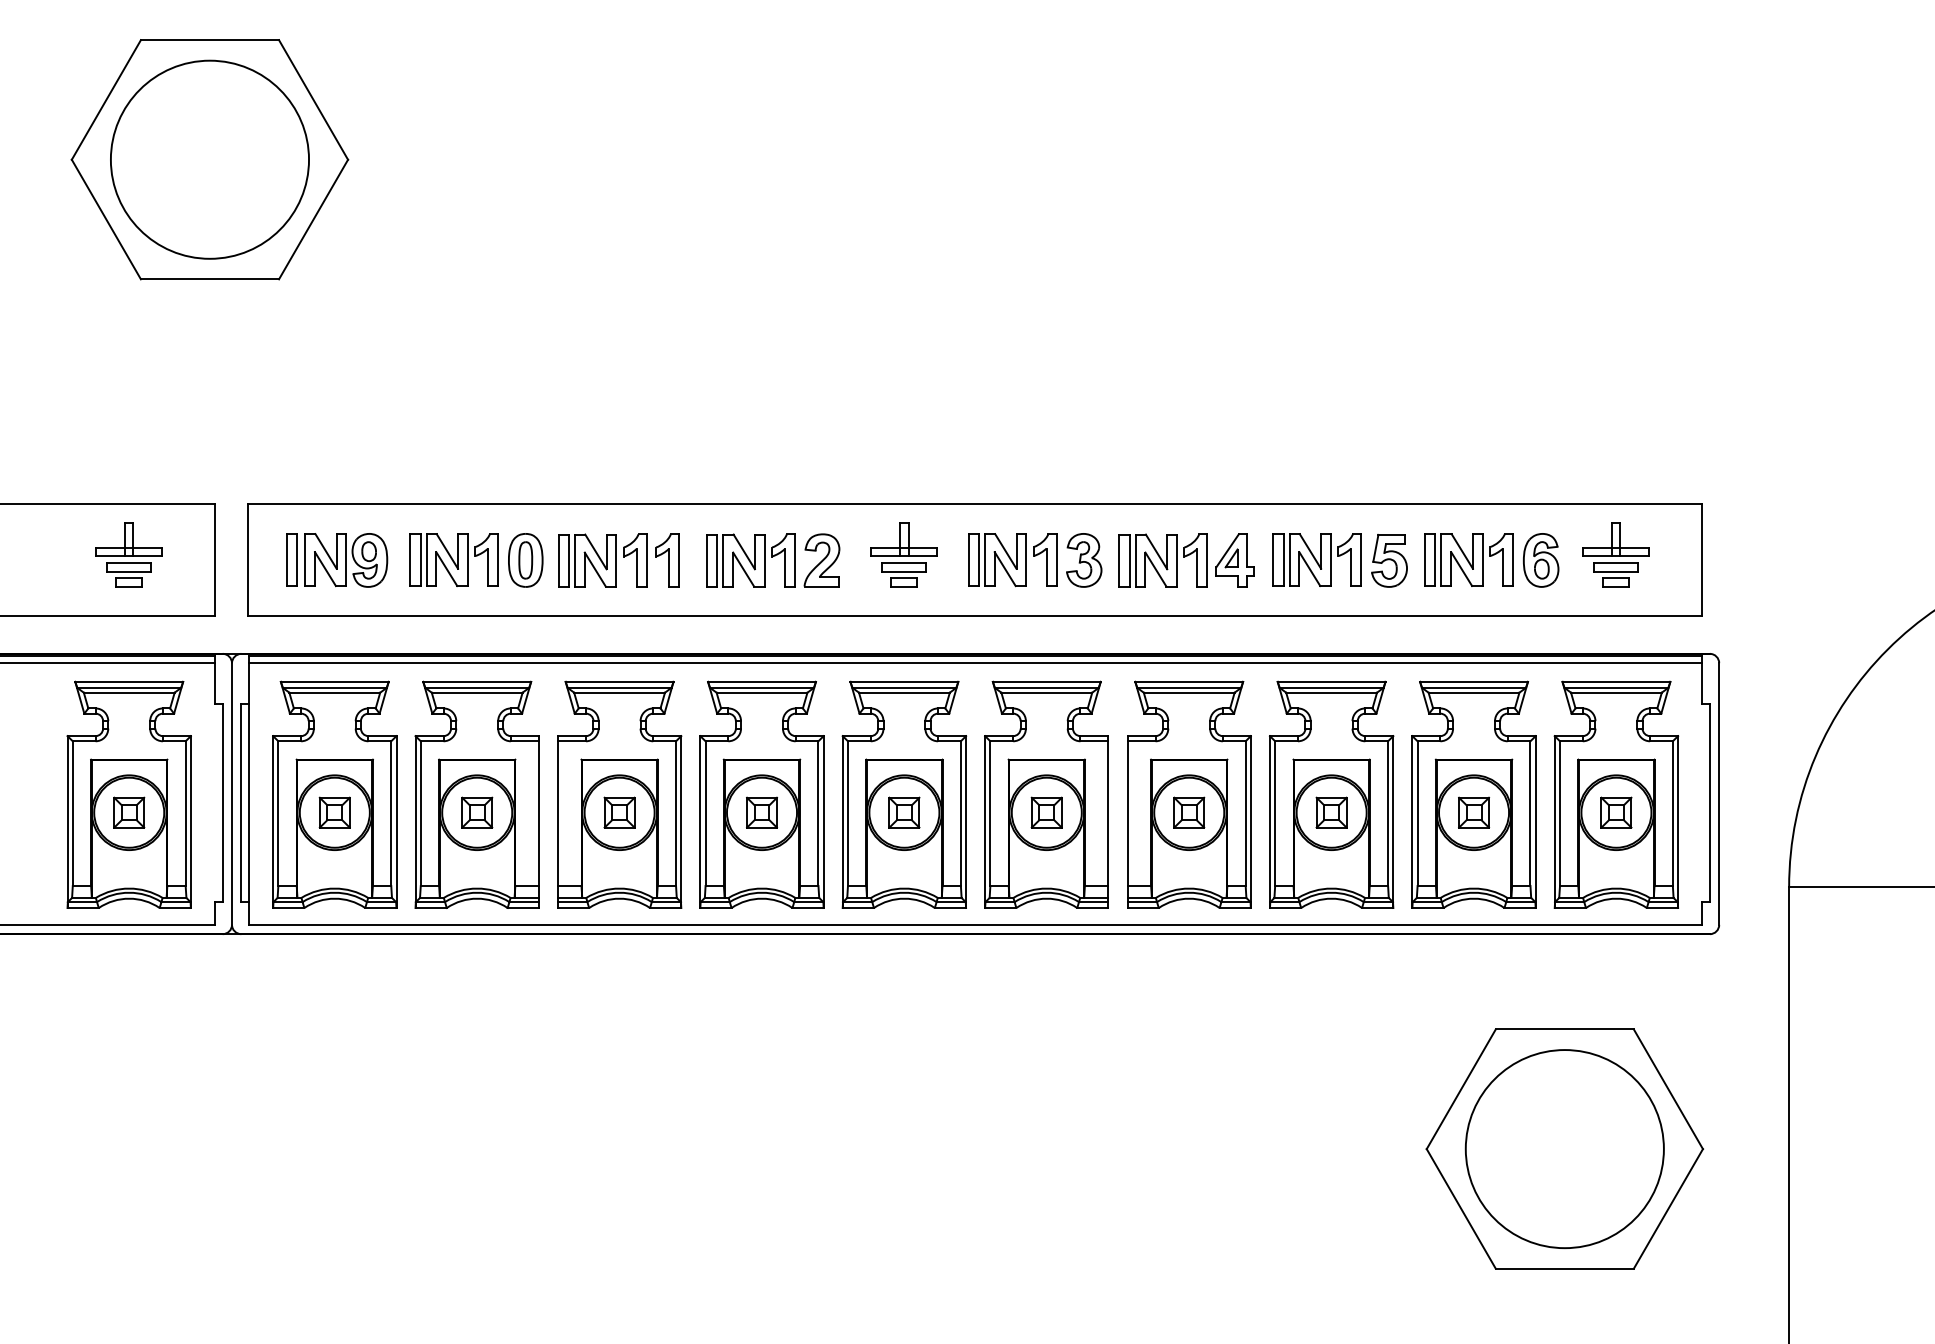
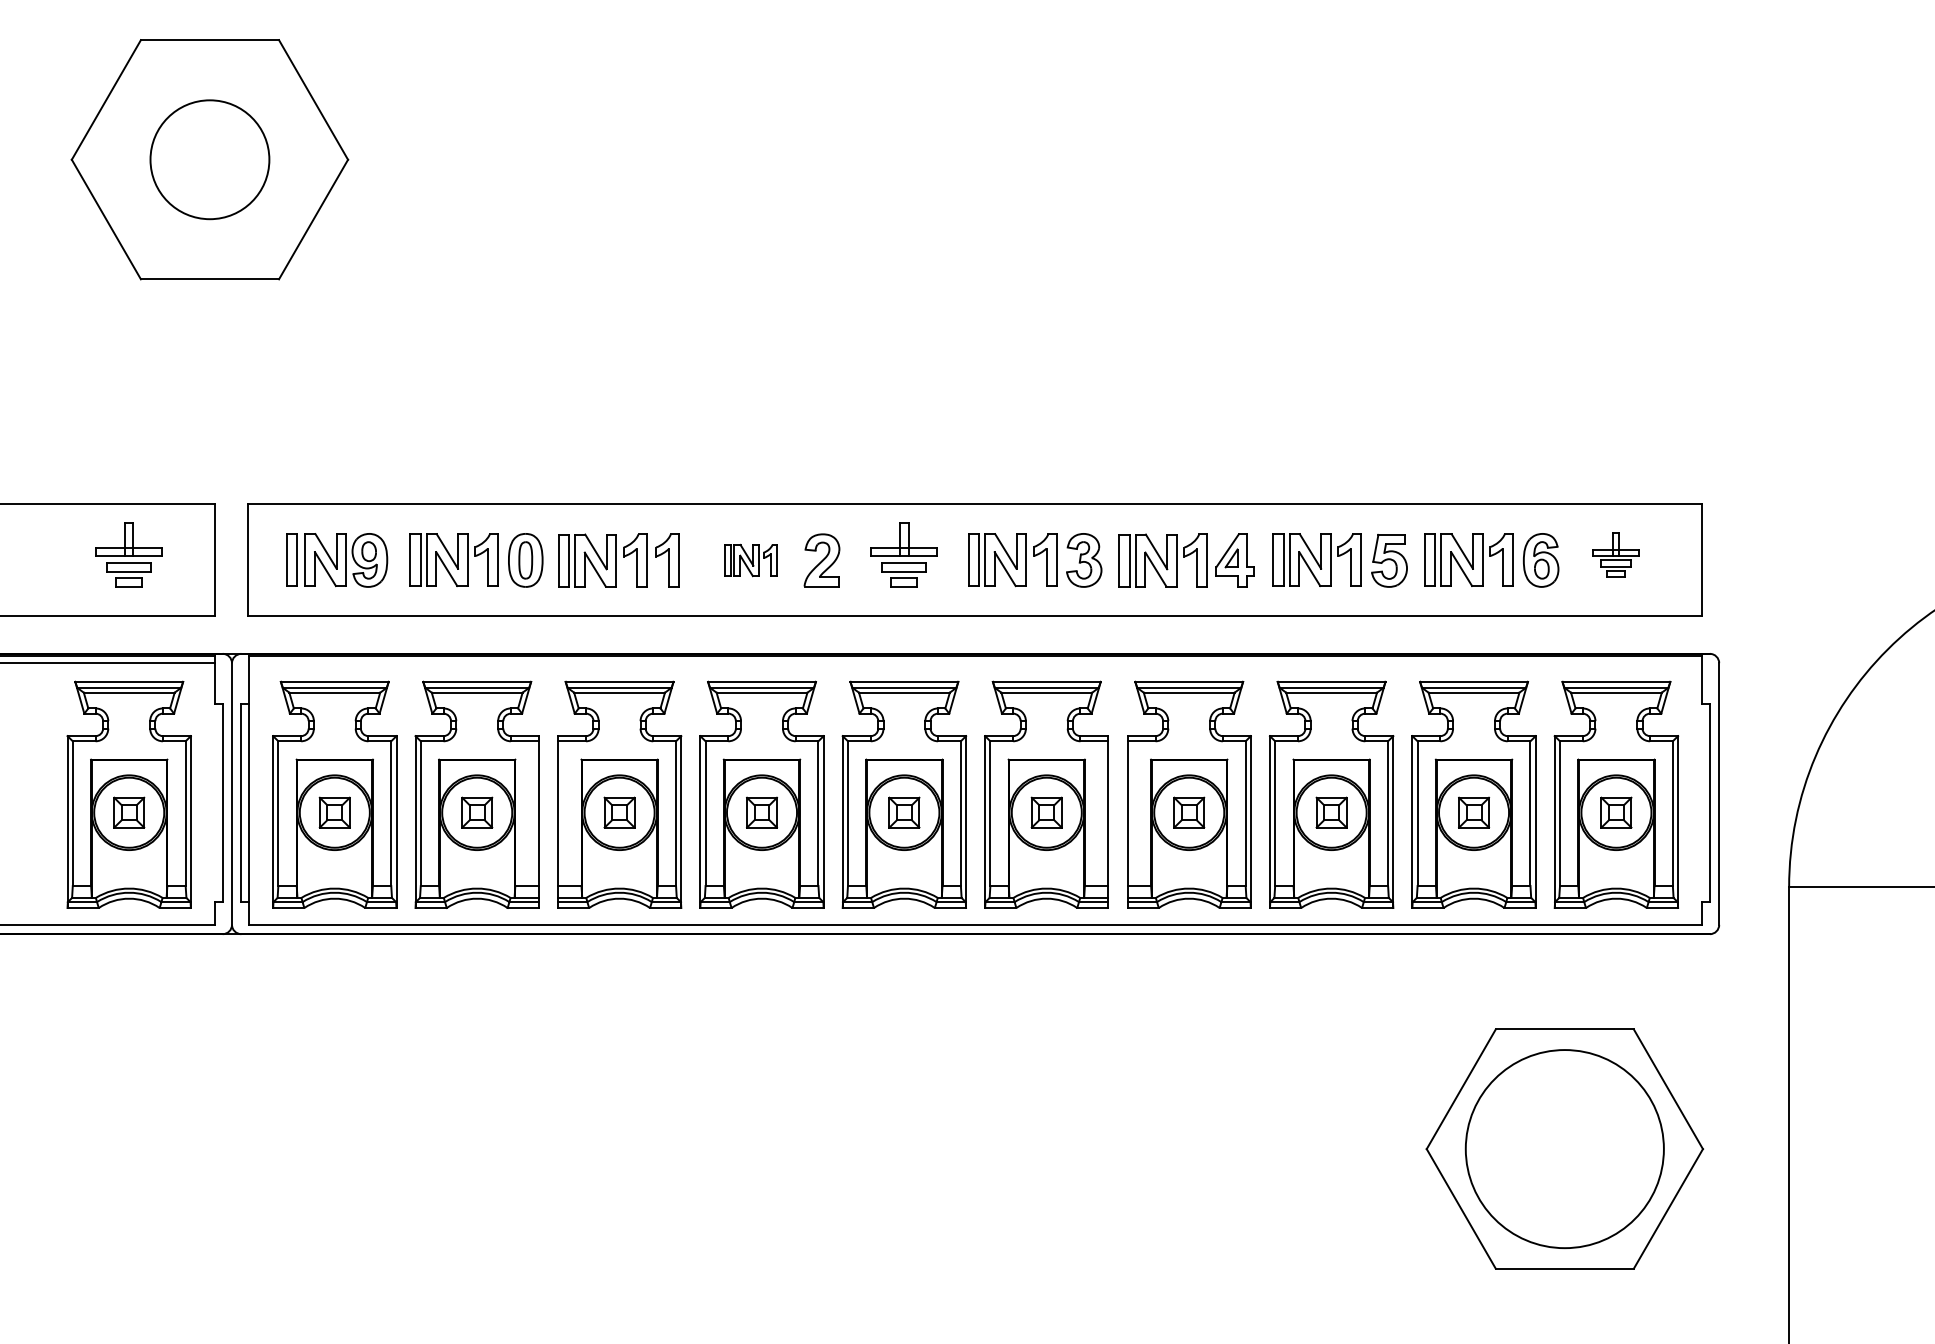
circle diameter: 198 px -> 119 px (209, 159)
part size: 68x66 px -> 48x46 px (1615, 554)
part size: 90x55 px -> 54x35 px (750, 560)
line: present -> none (975, 663)
